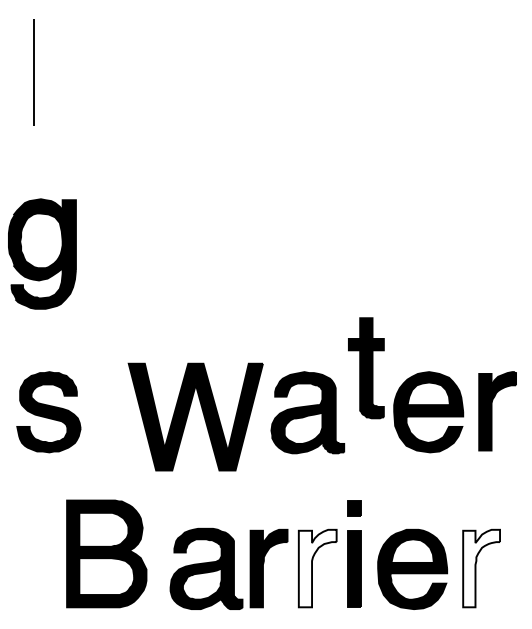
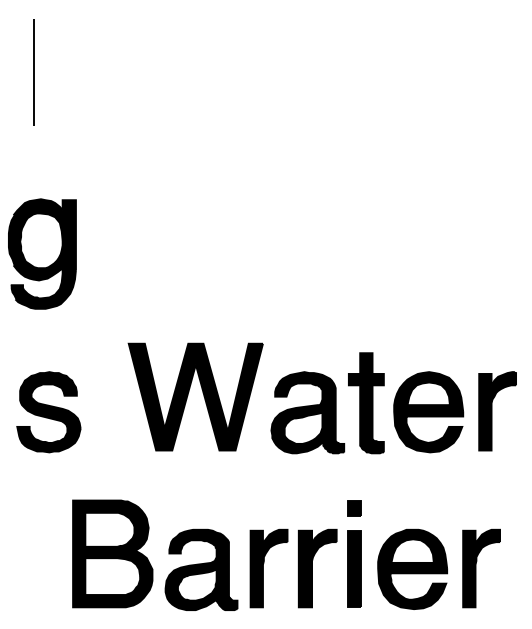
part position: (366, 368) -> (366, 403) (366, 403)
part position: (188, 415) -> (188, 395) (188, 395)
part position: (106, 553) -> (112, 553) (112, 553)
part position: (206, 568) -> (201, 569) (201, 569)
fill: none -> present (317, 568)
fill: none -> present (481, 568)
